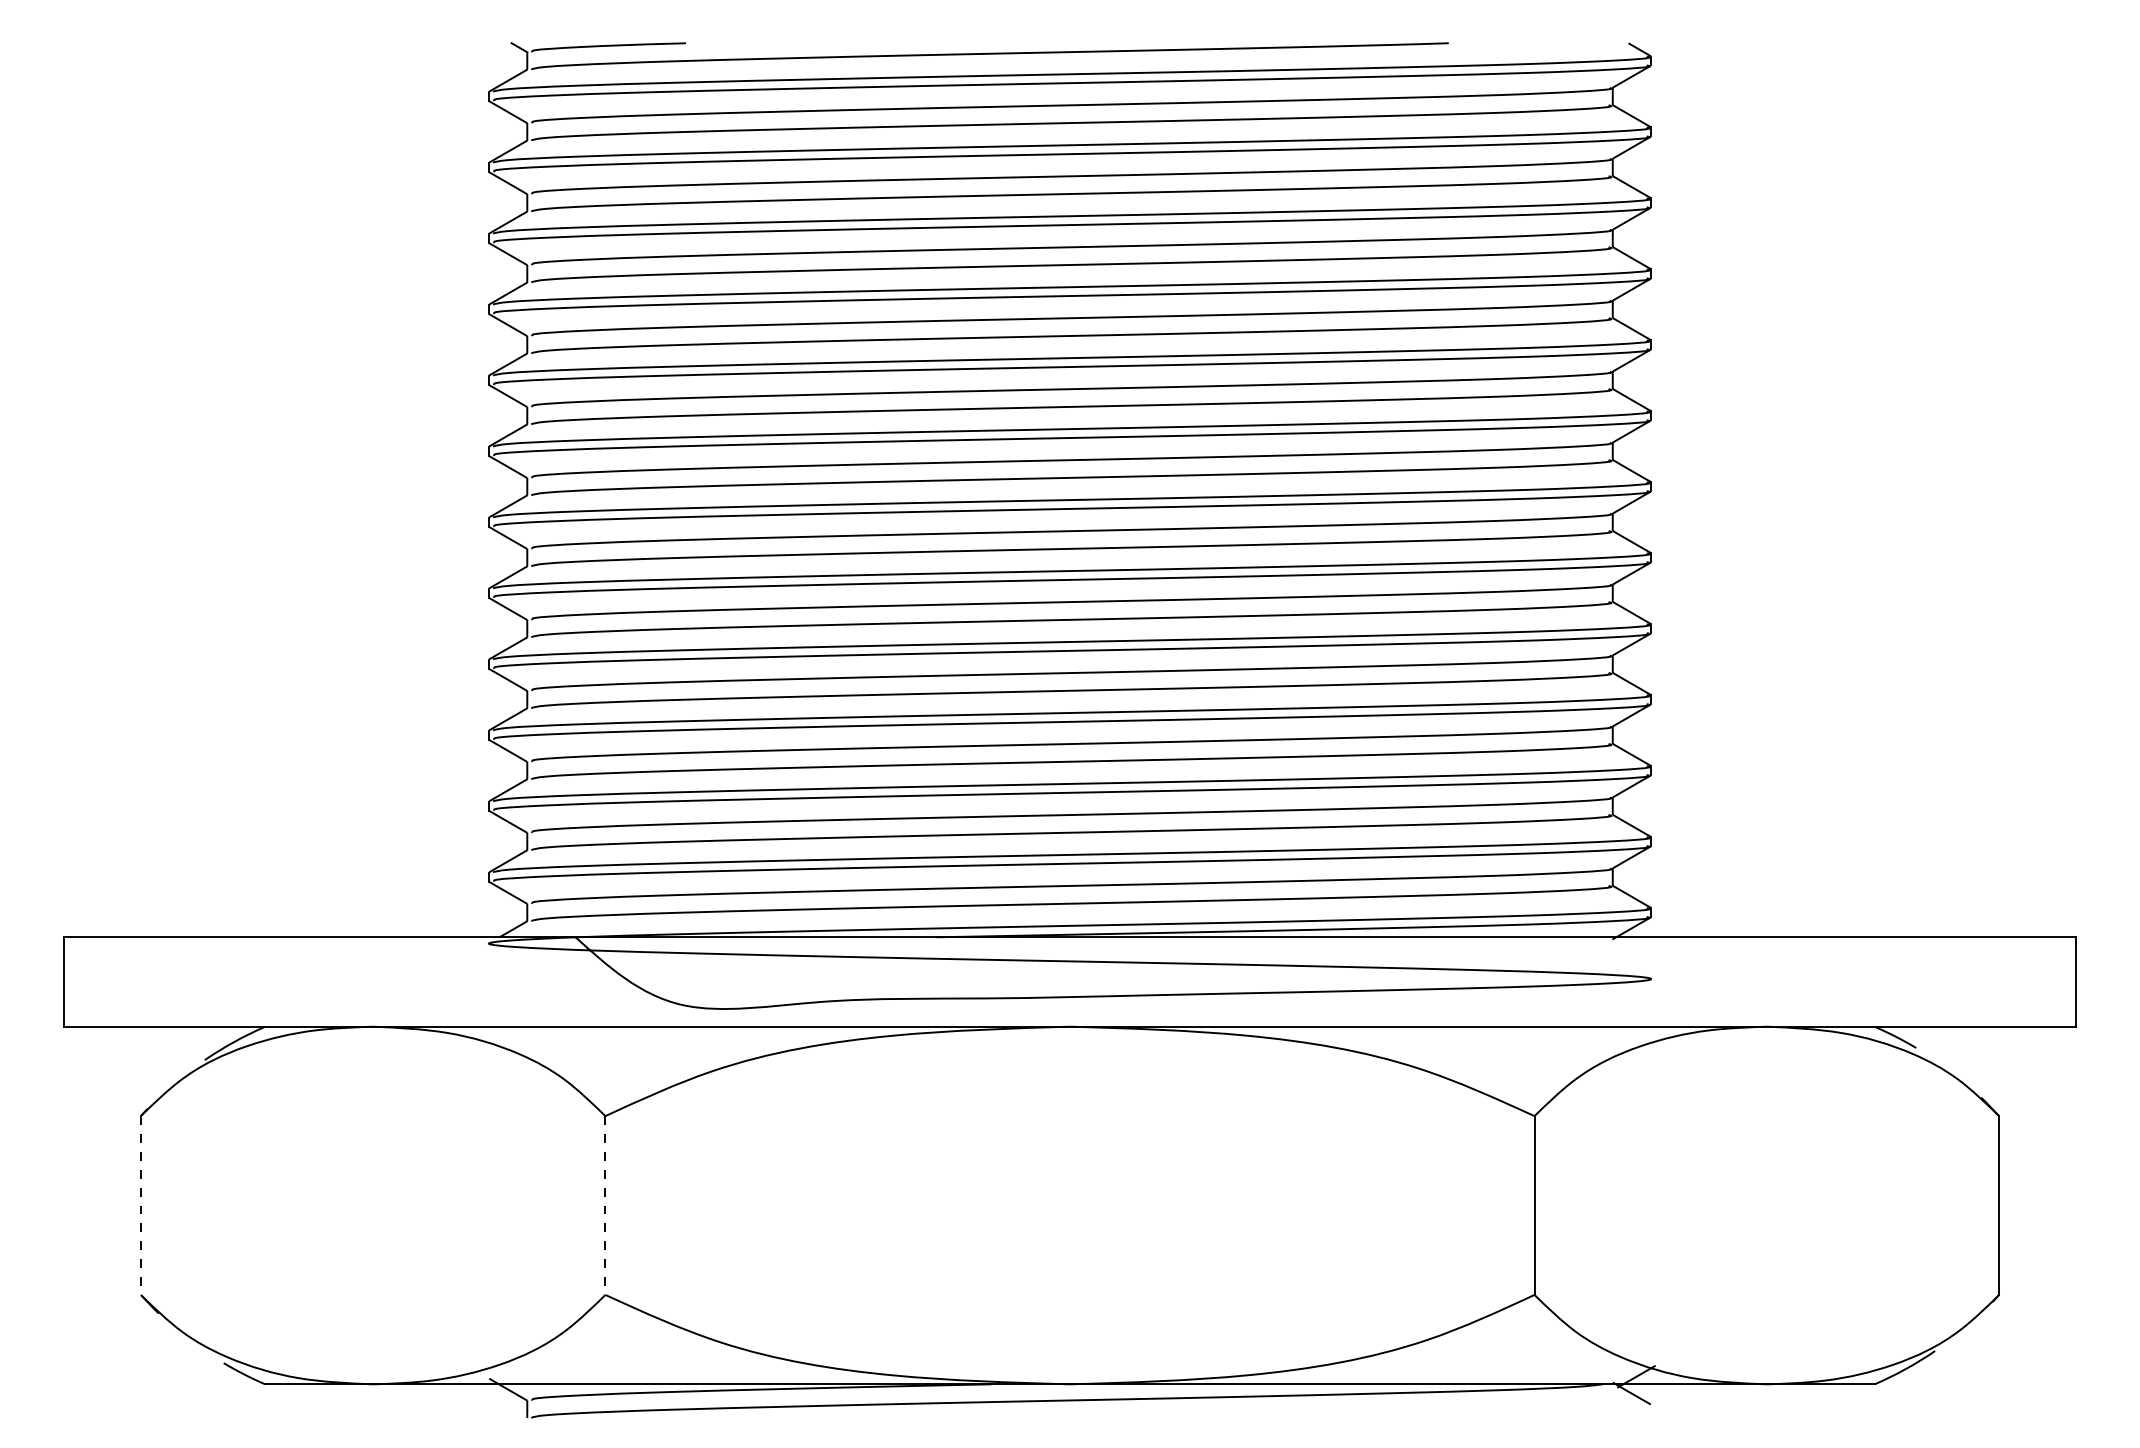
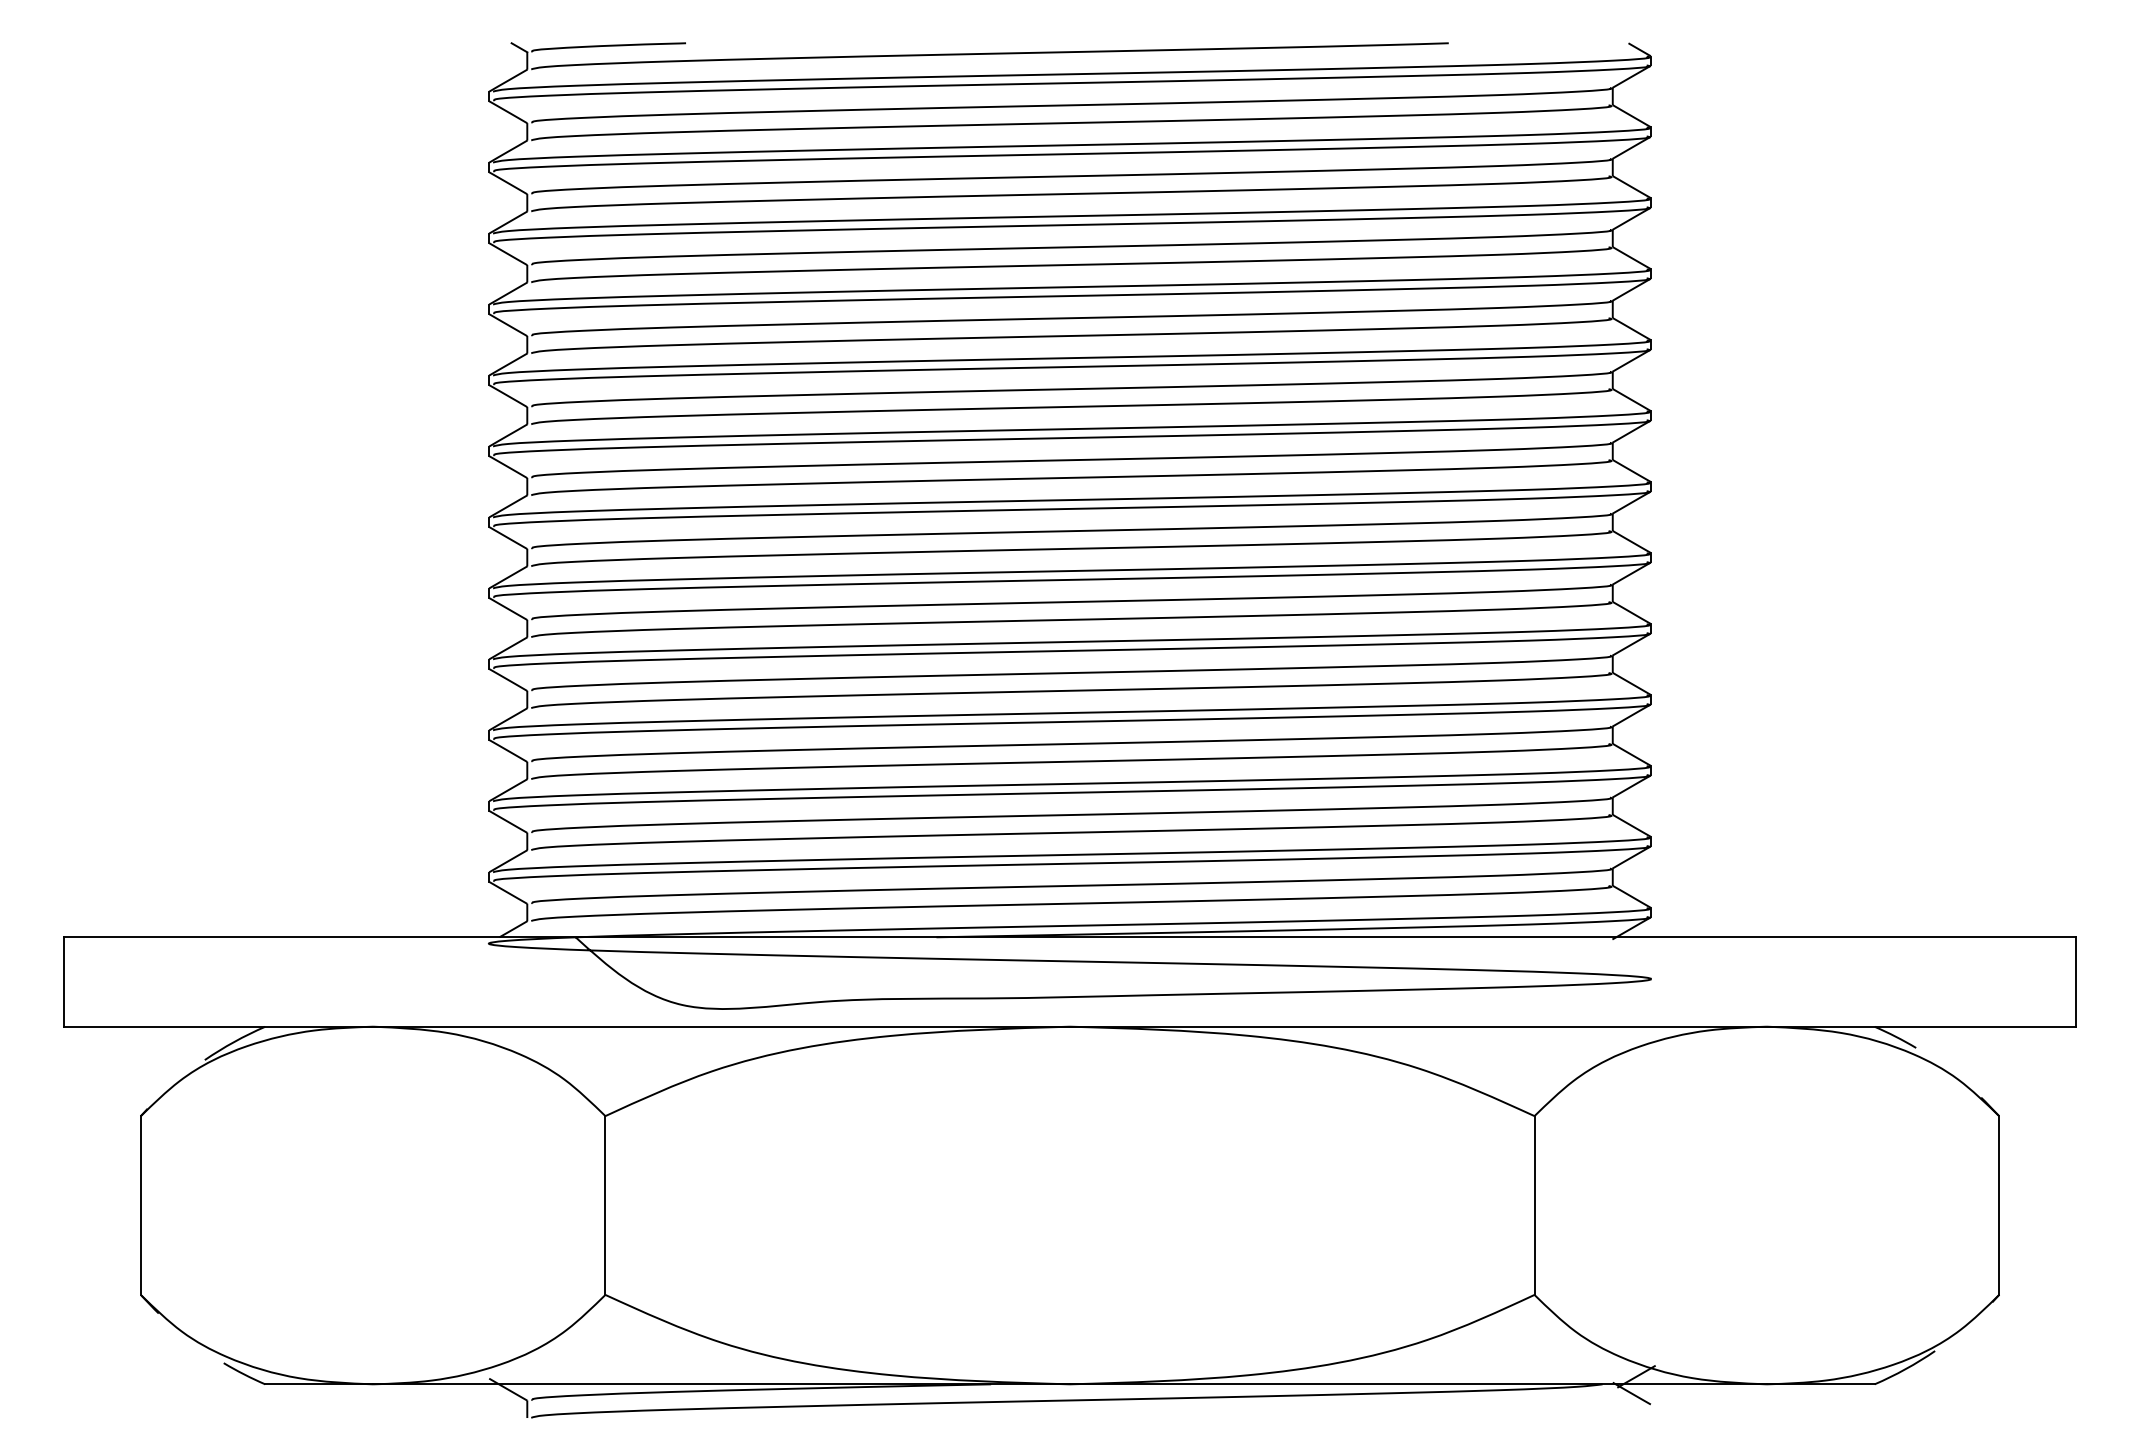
line: dashed -> solid (140, 1206)
line: dashed -> solid (605, 1206)
